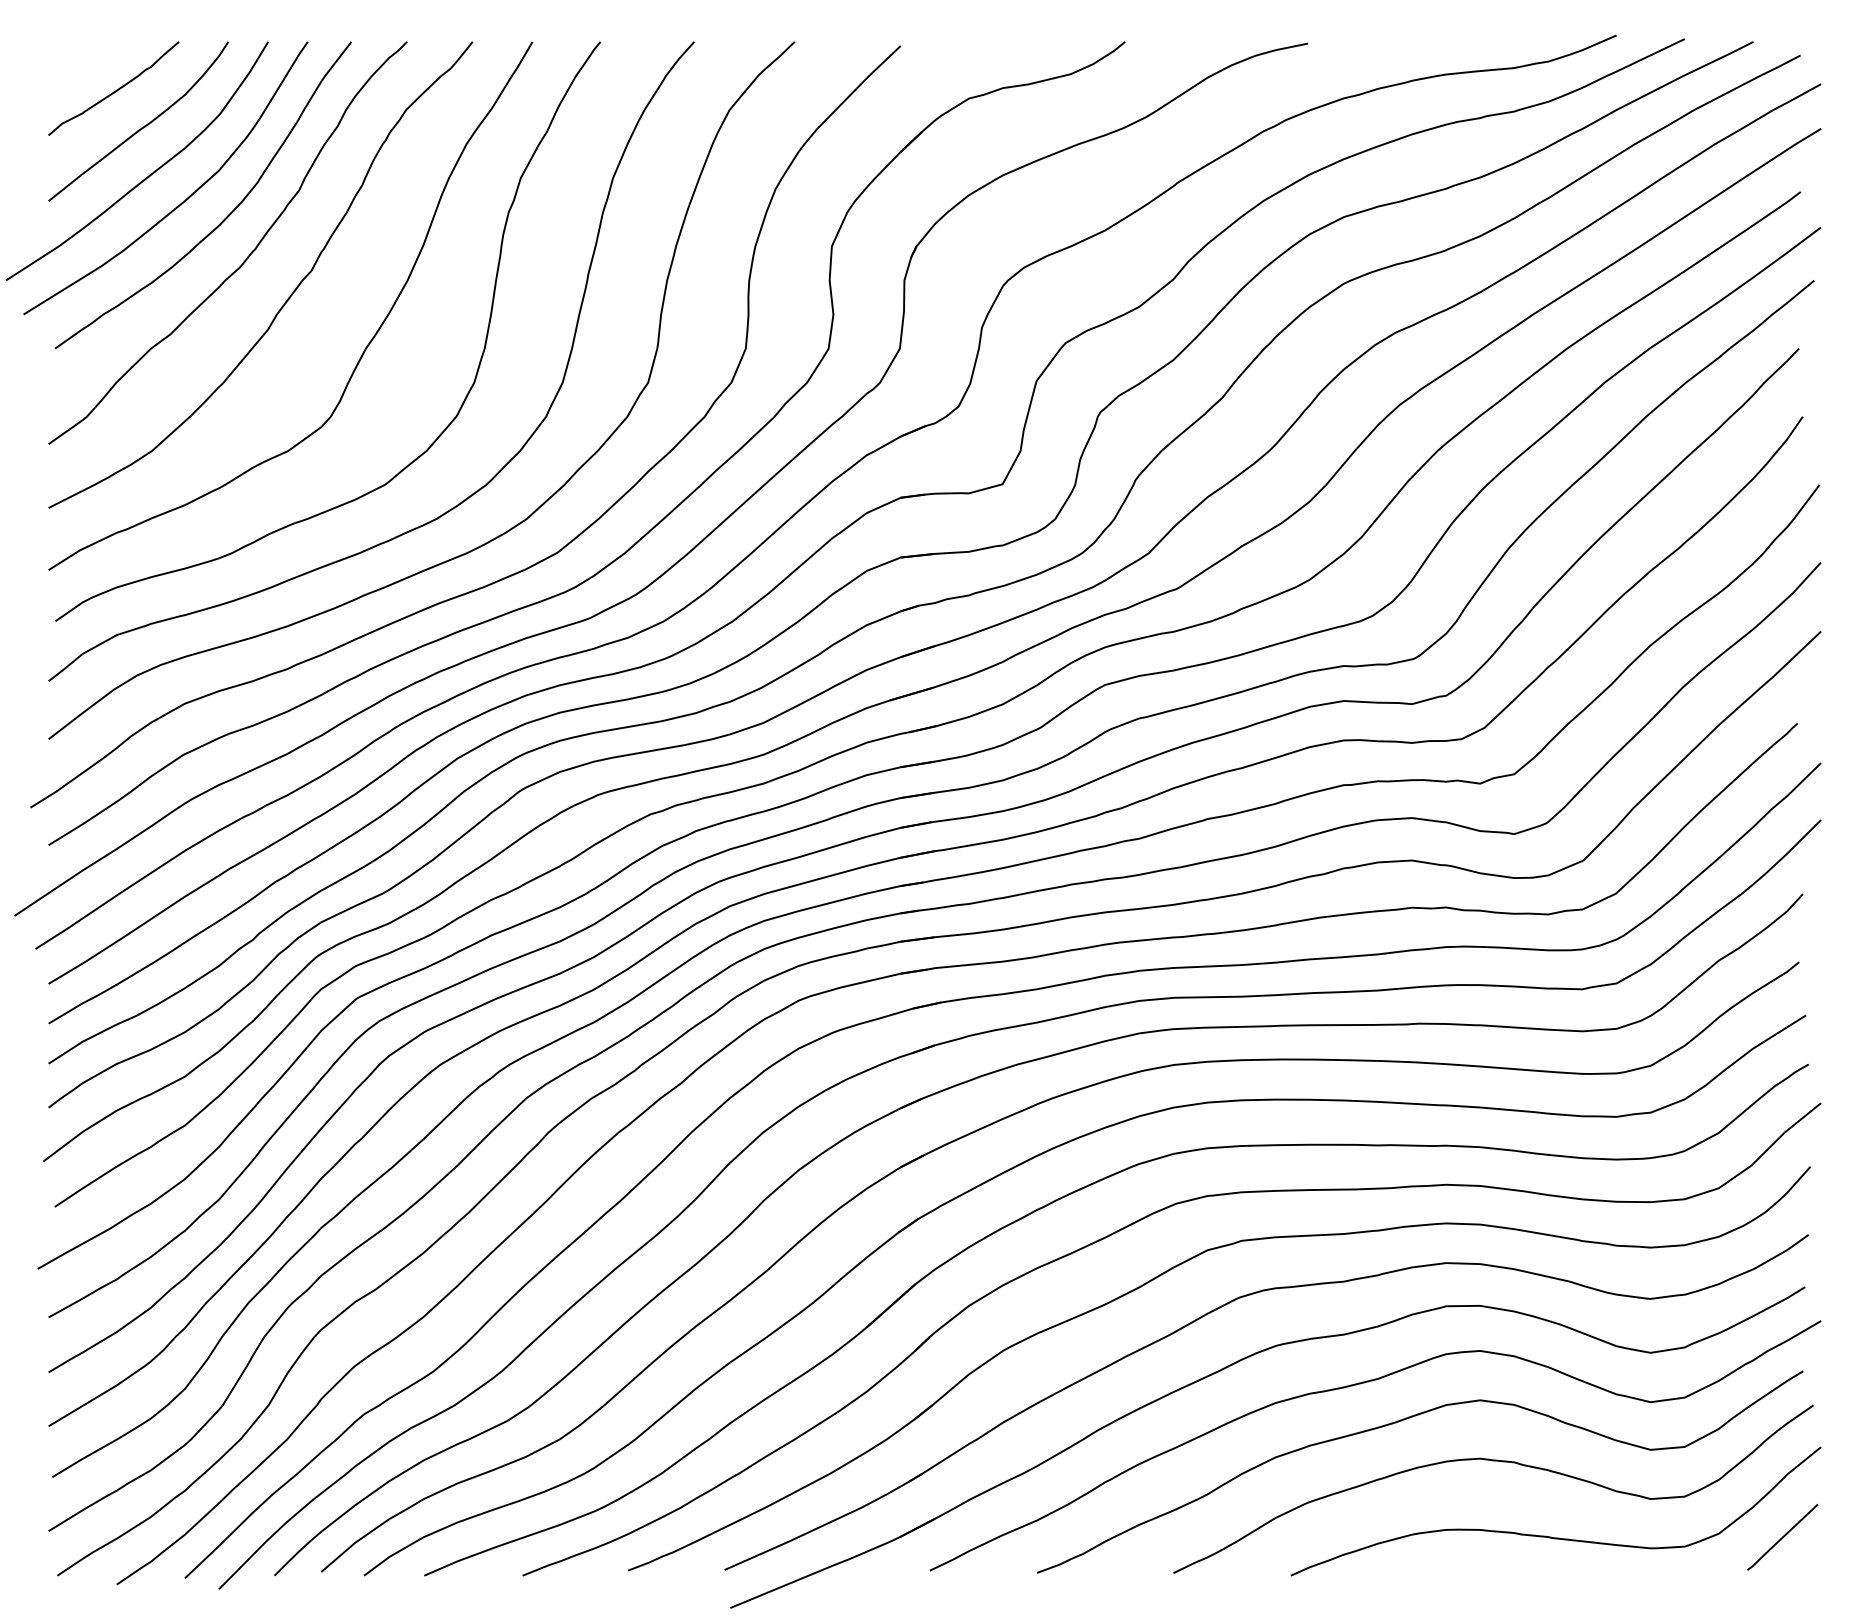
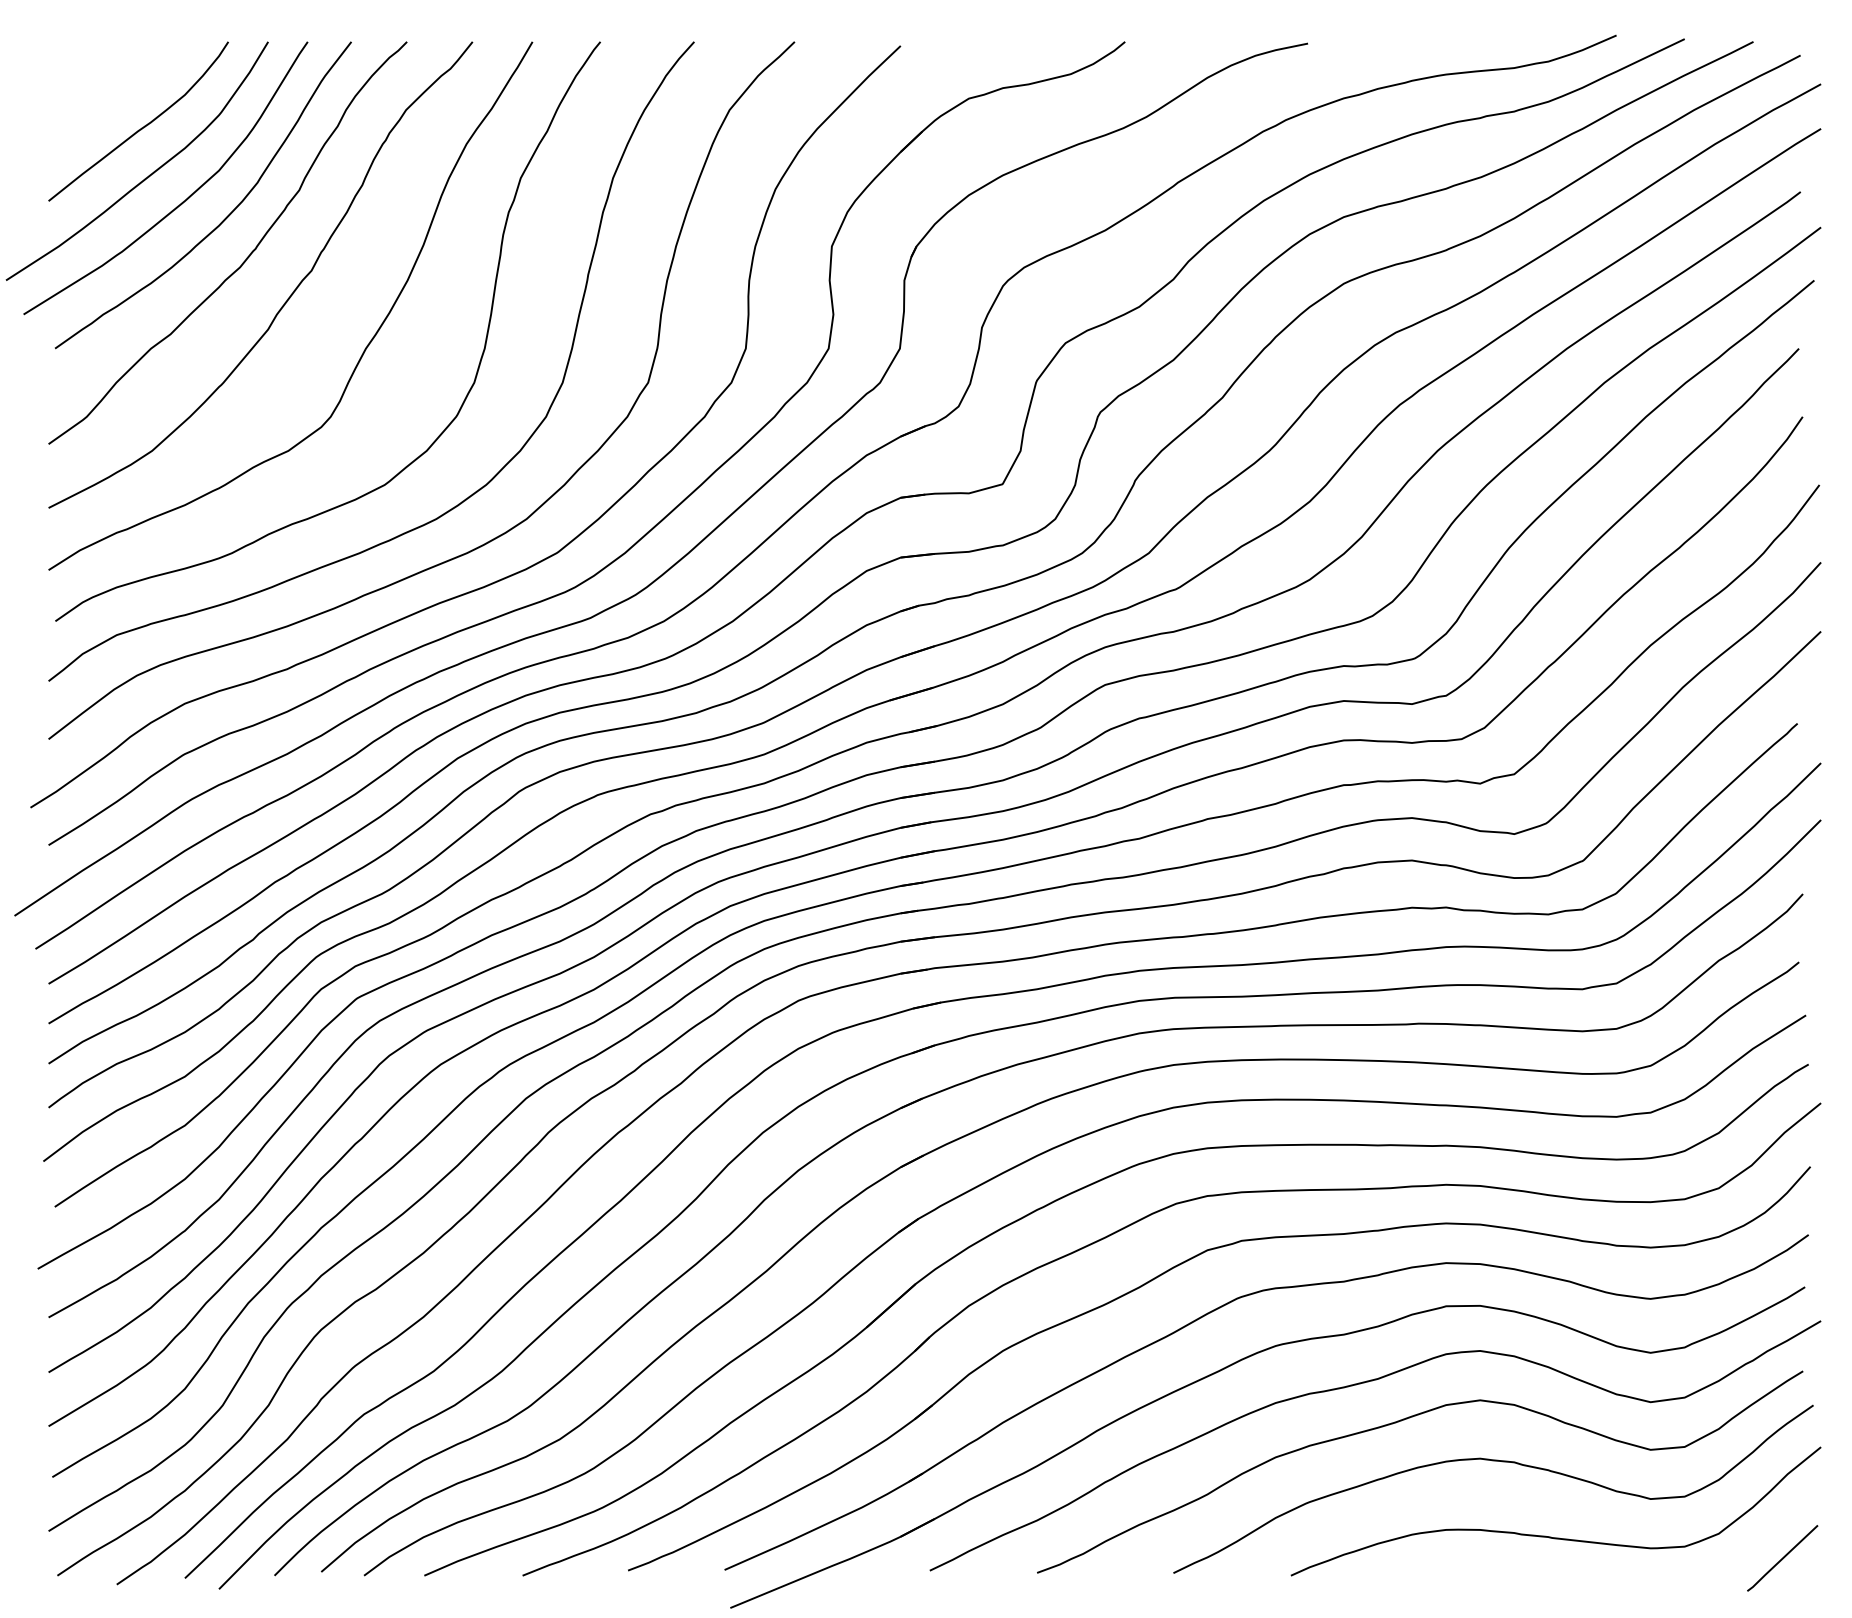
curve: present -> none (115, 90)
line position: (1782, 1537) -> (1782, 1558) (1782, 1558)
